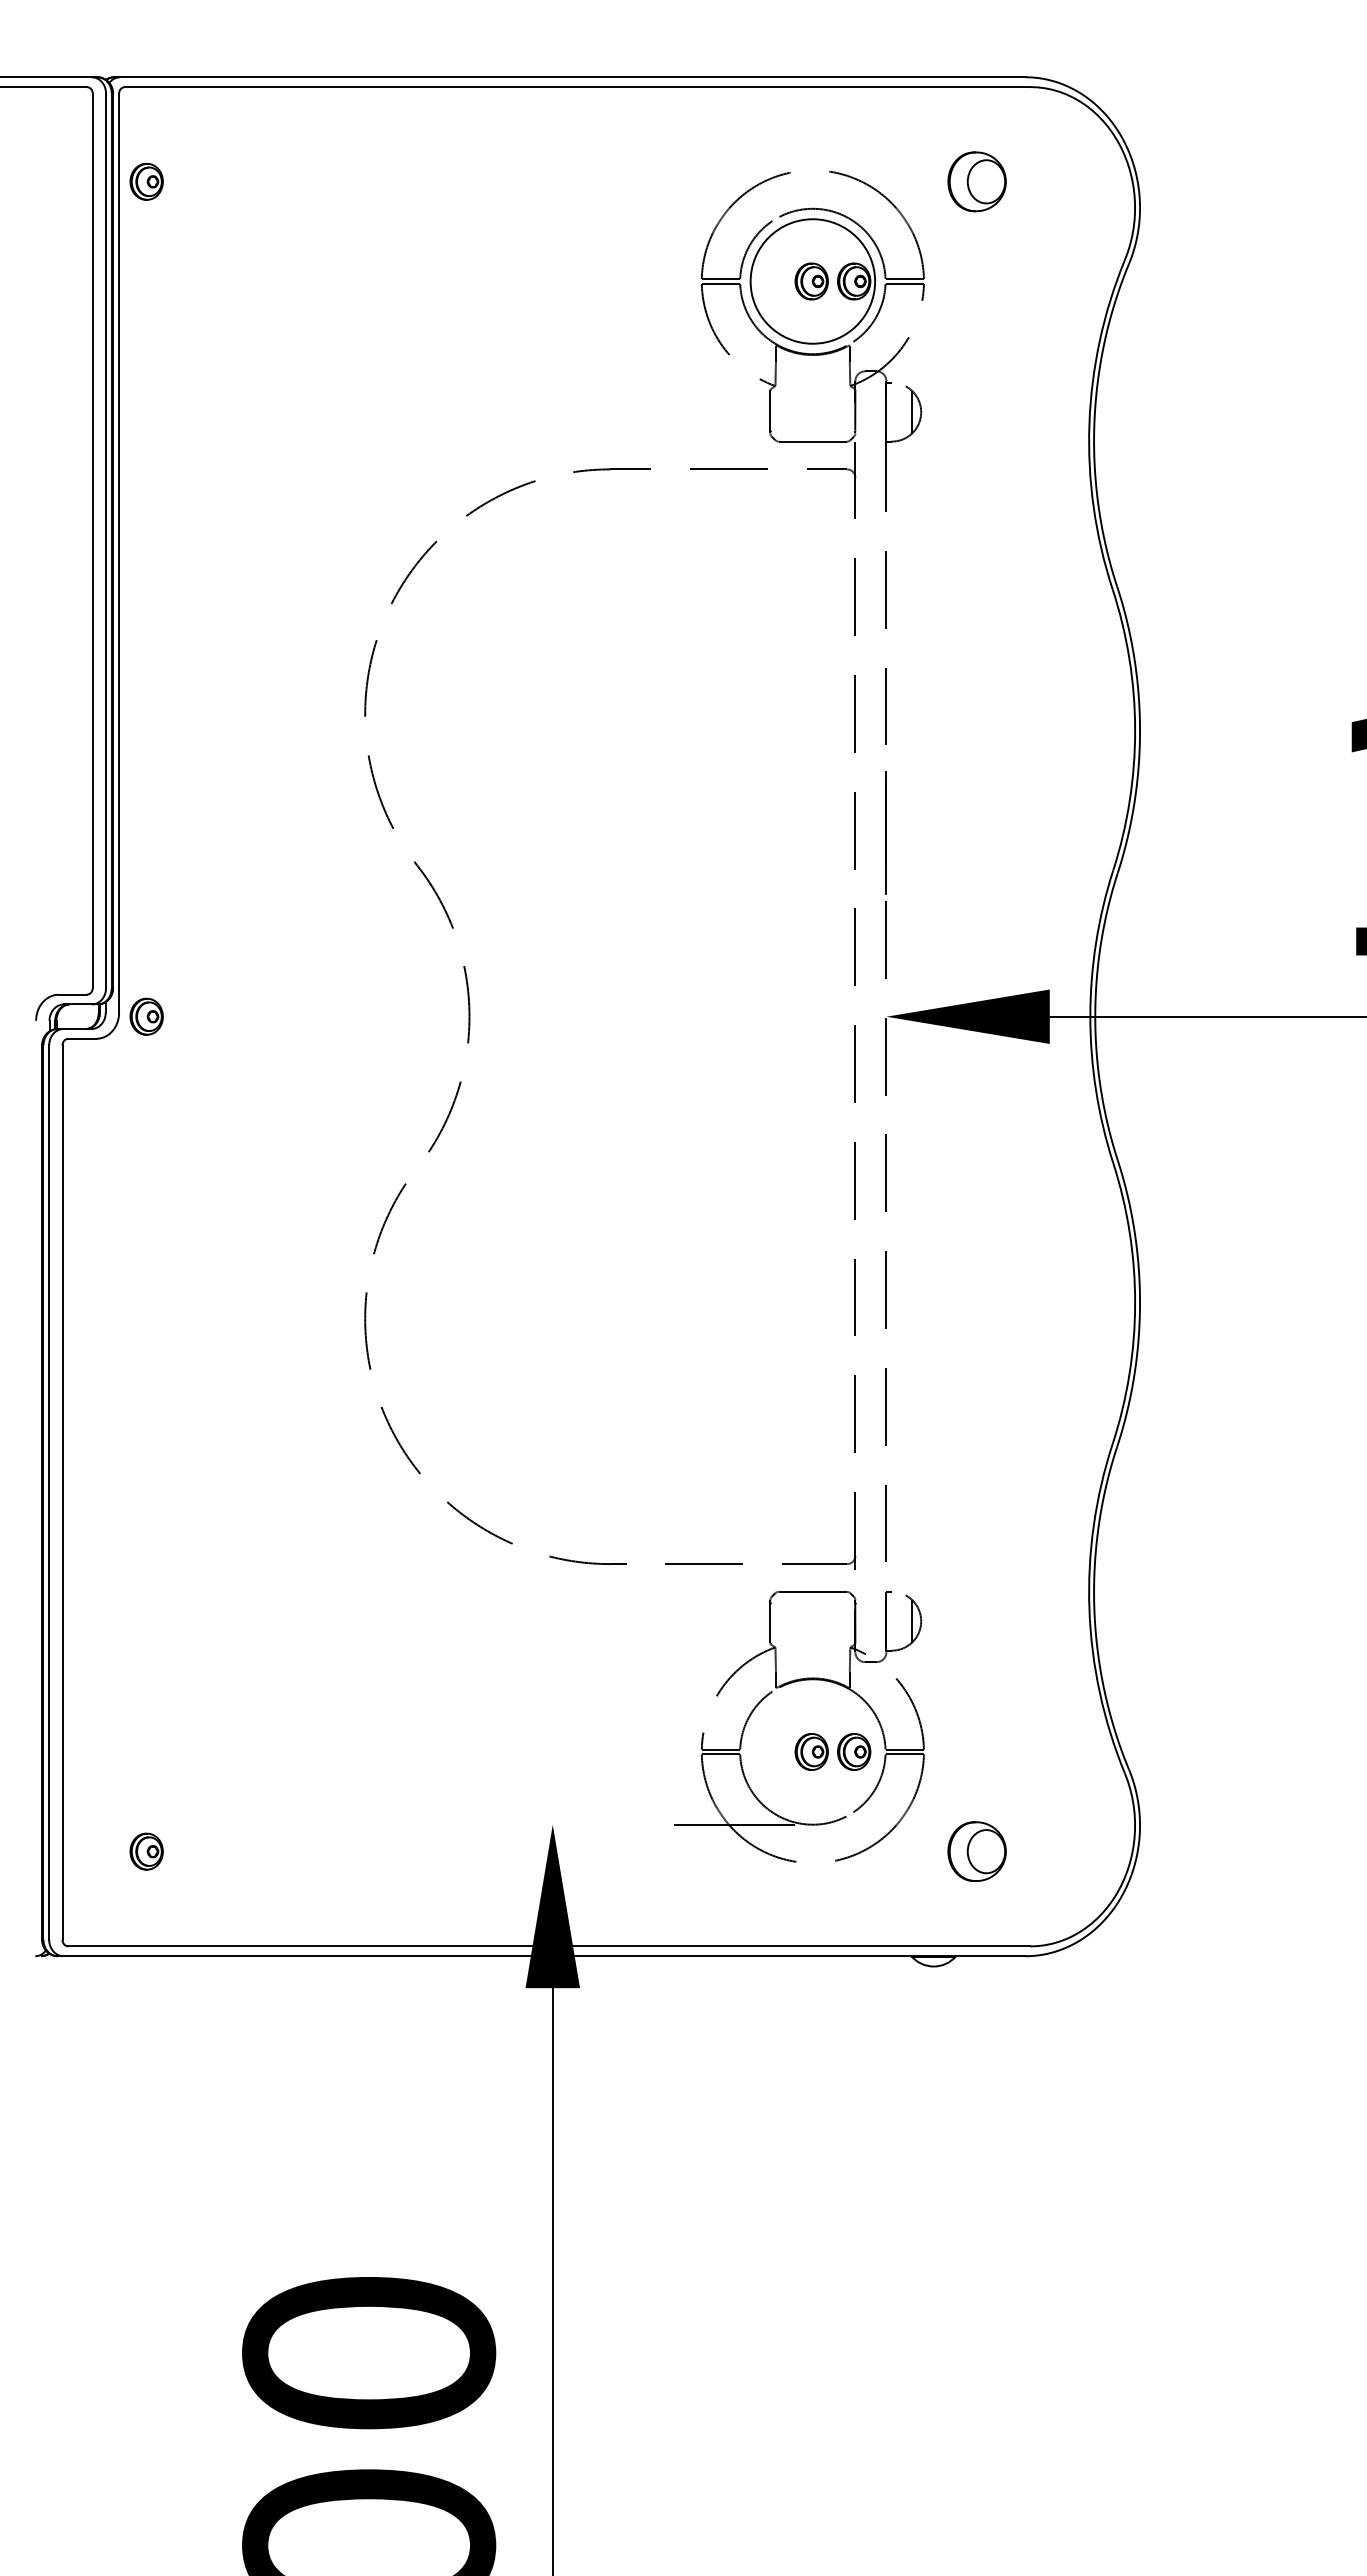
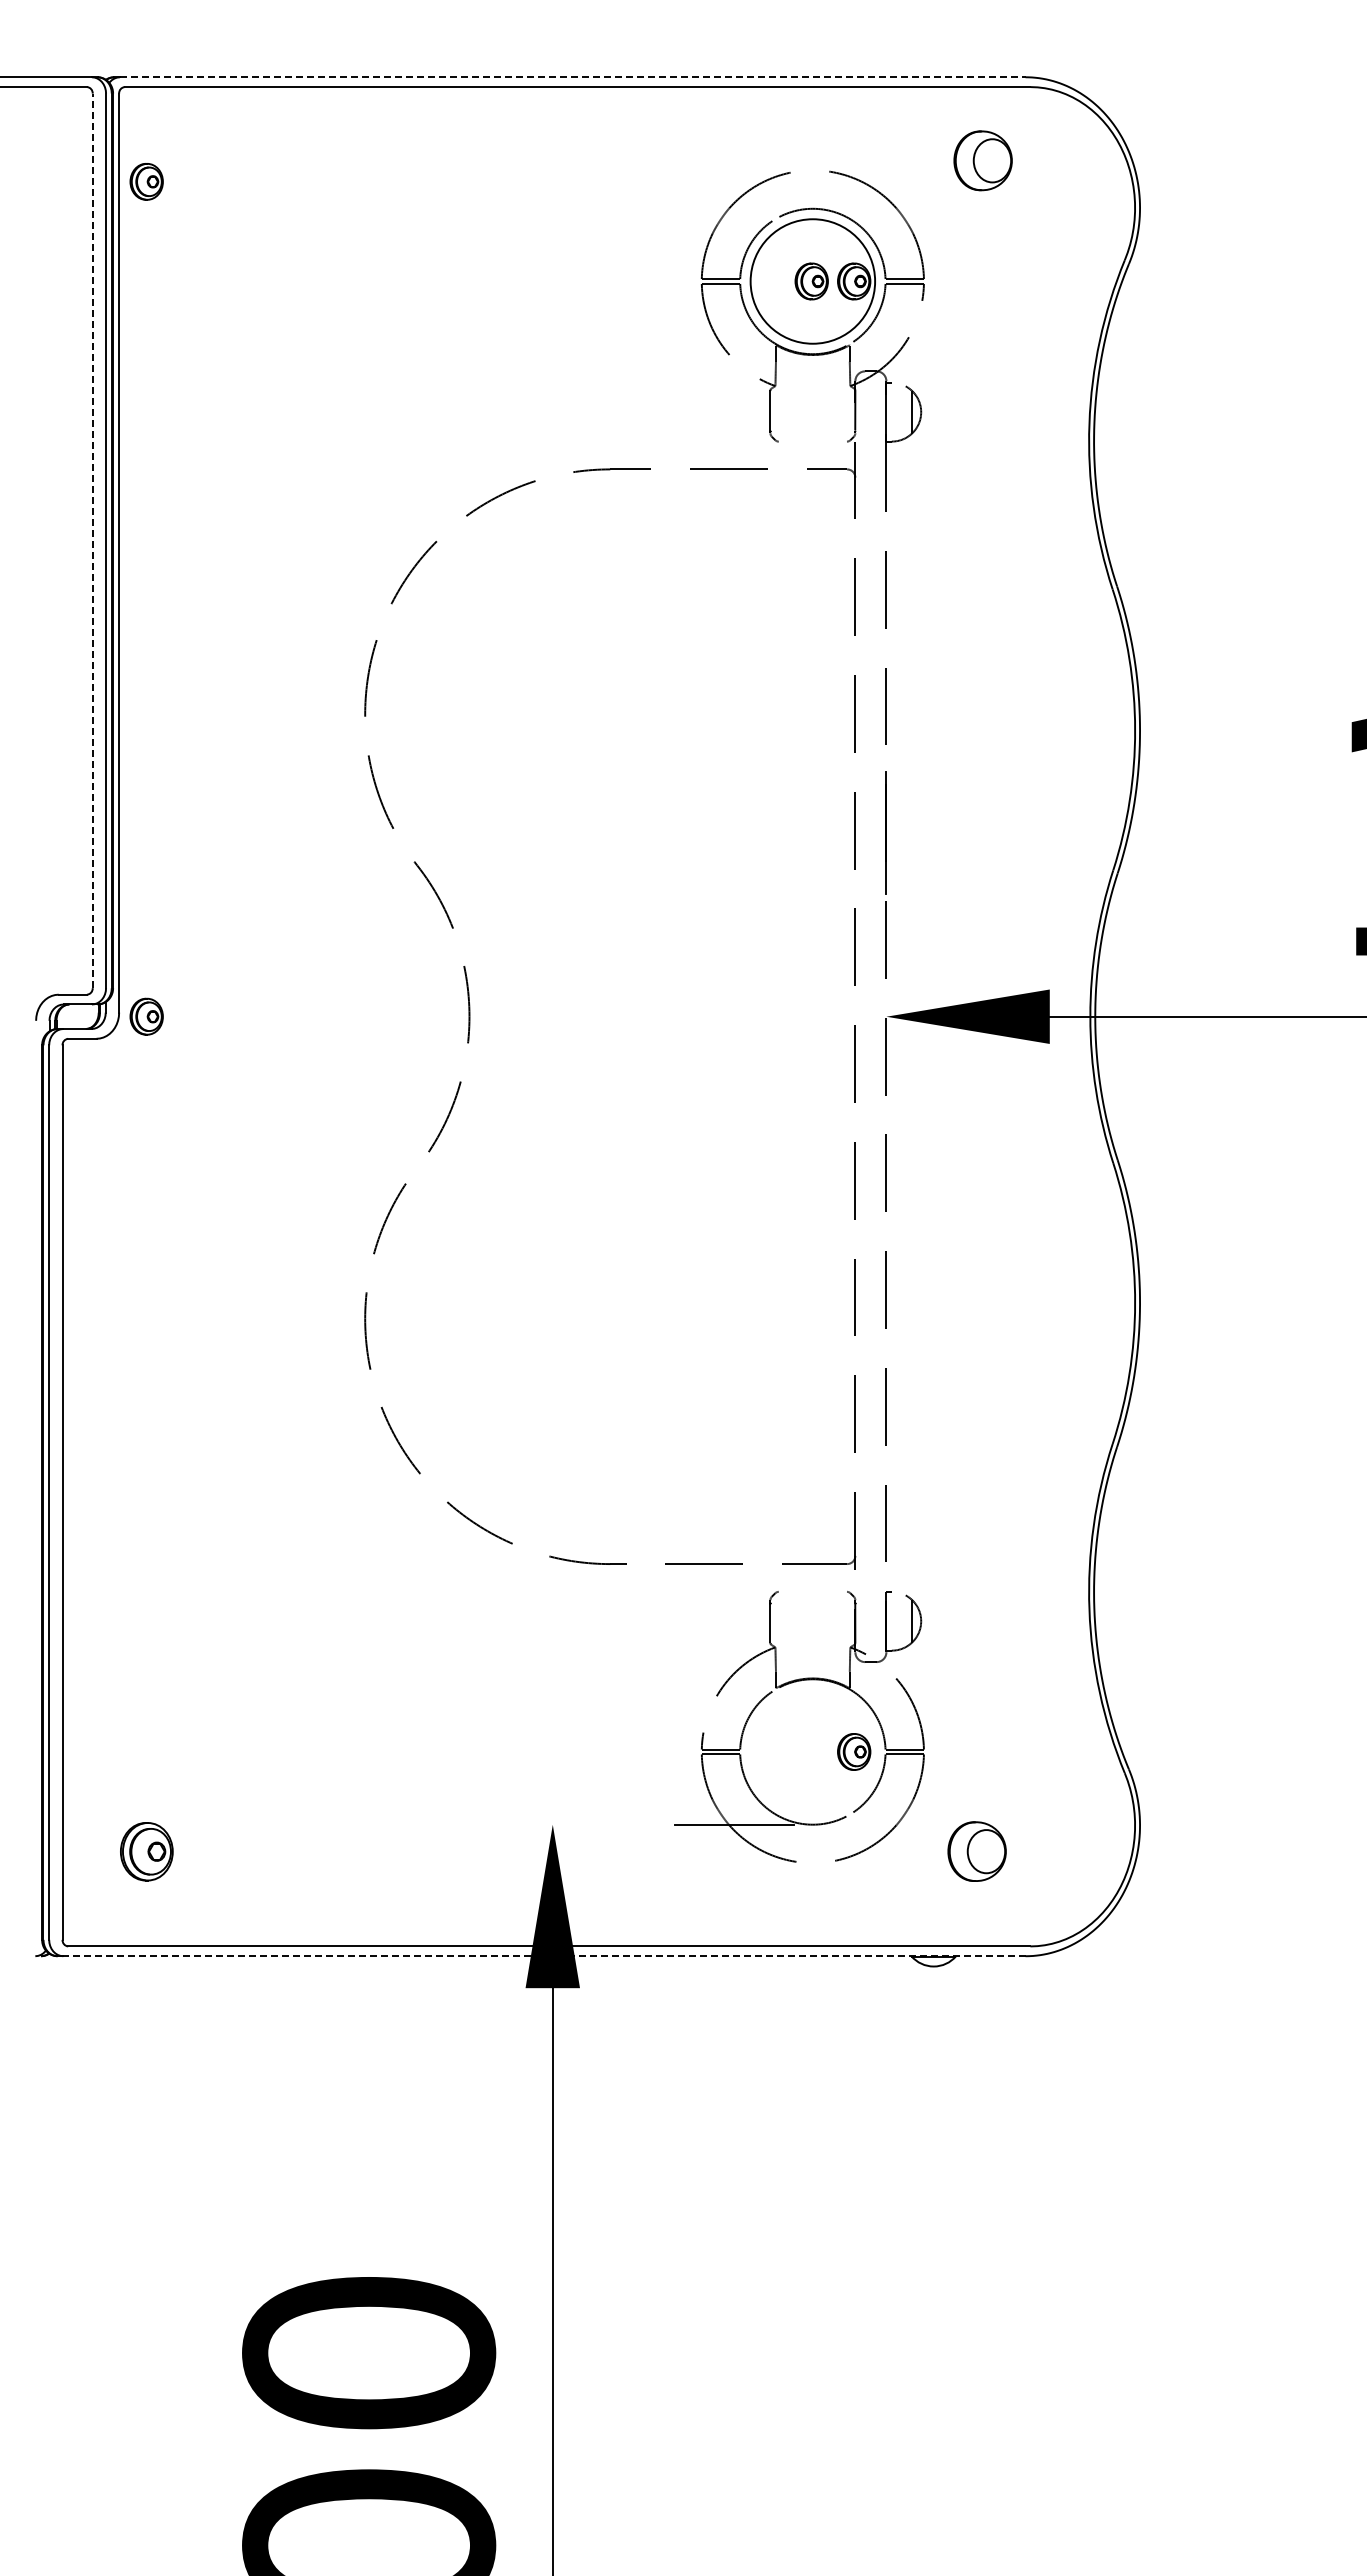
line: solid -> dashed (572, 77)
part position: (976, 181) -> (982, 160) (982, 160)
line: present -> none (812, 441)
line: solid -> dashed (92, 540)
line: present -> none (812, 1591)
part: present -> none (811, 1751)
part size: 35x39 px -> 54x60 px (146, 1851)
line: solid -> dashed (543, 1956)
